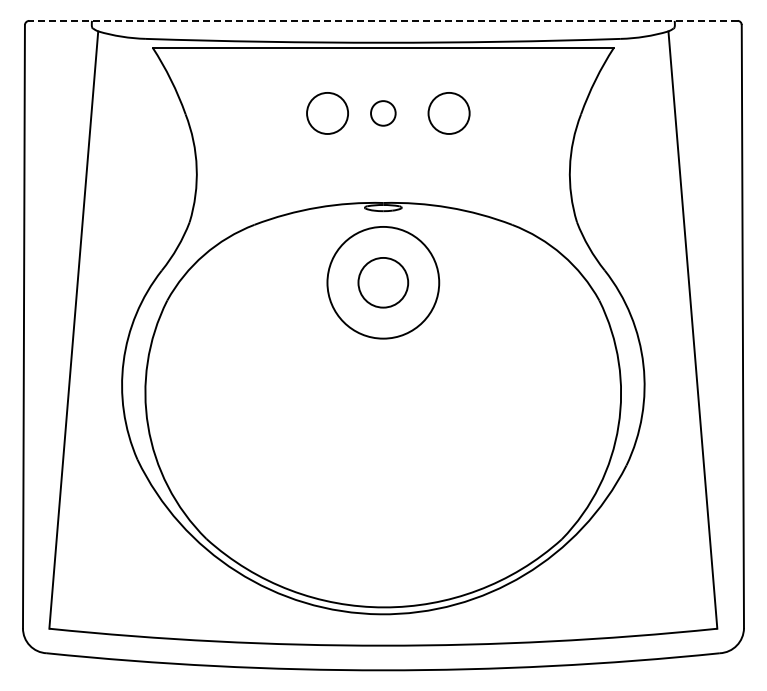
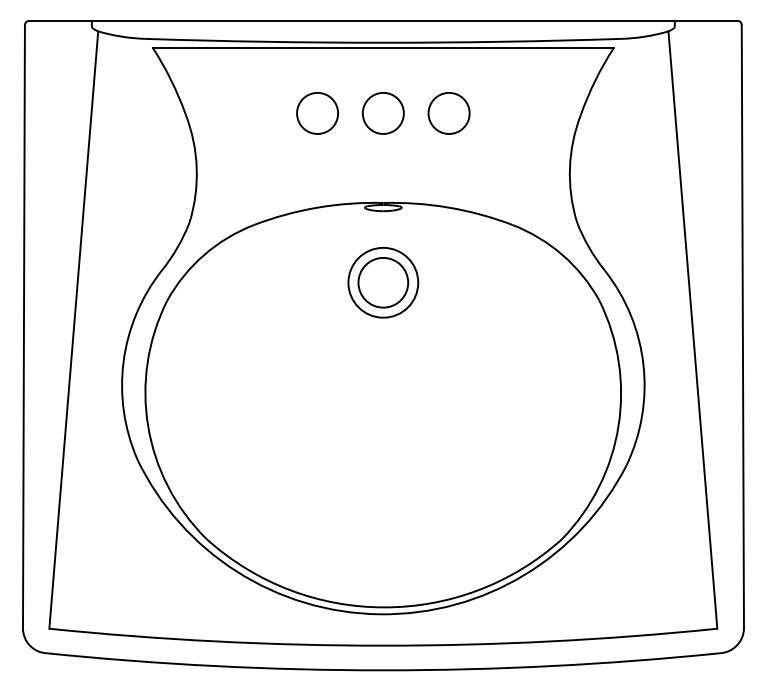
line: dashed -> solid (382, 20)
circle position: (327, 113) -> (317, 113) (317, 113)
circle diameter: 25 px -> 41 px (382, 112)
circle diameter: 112 px -> 70 px (383, 282)
